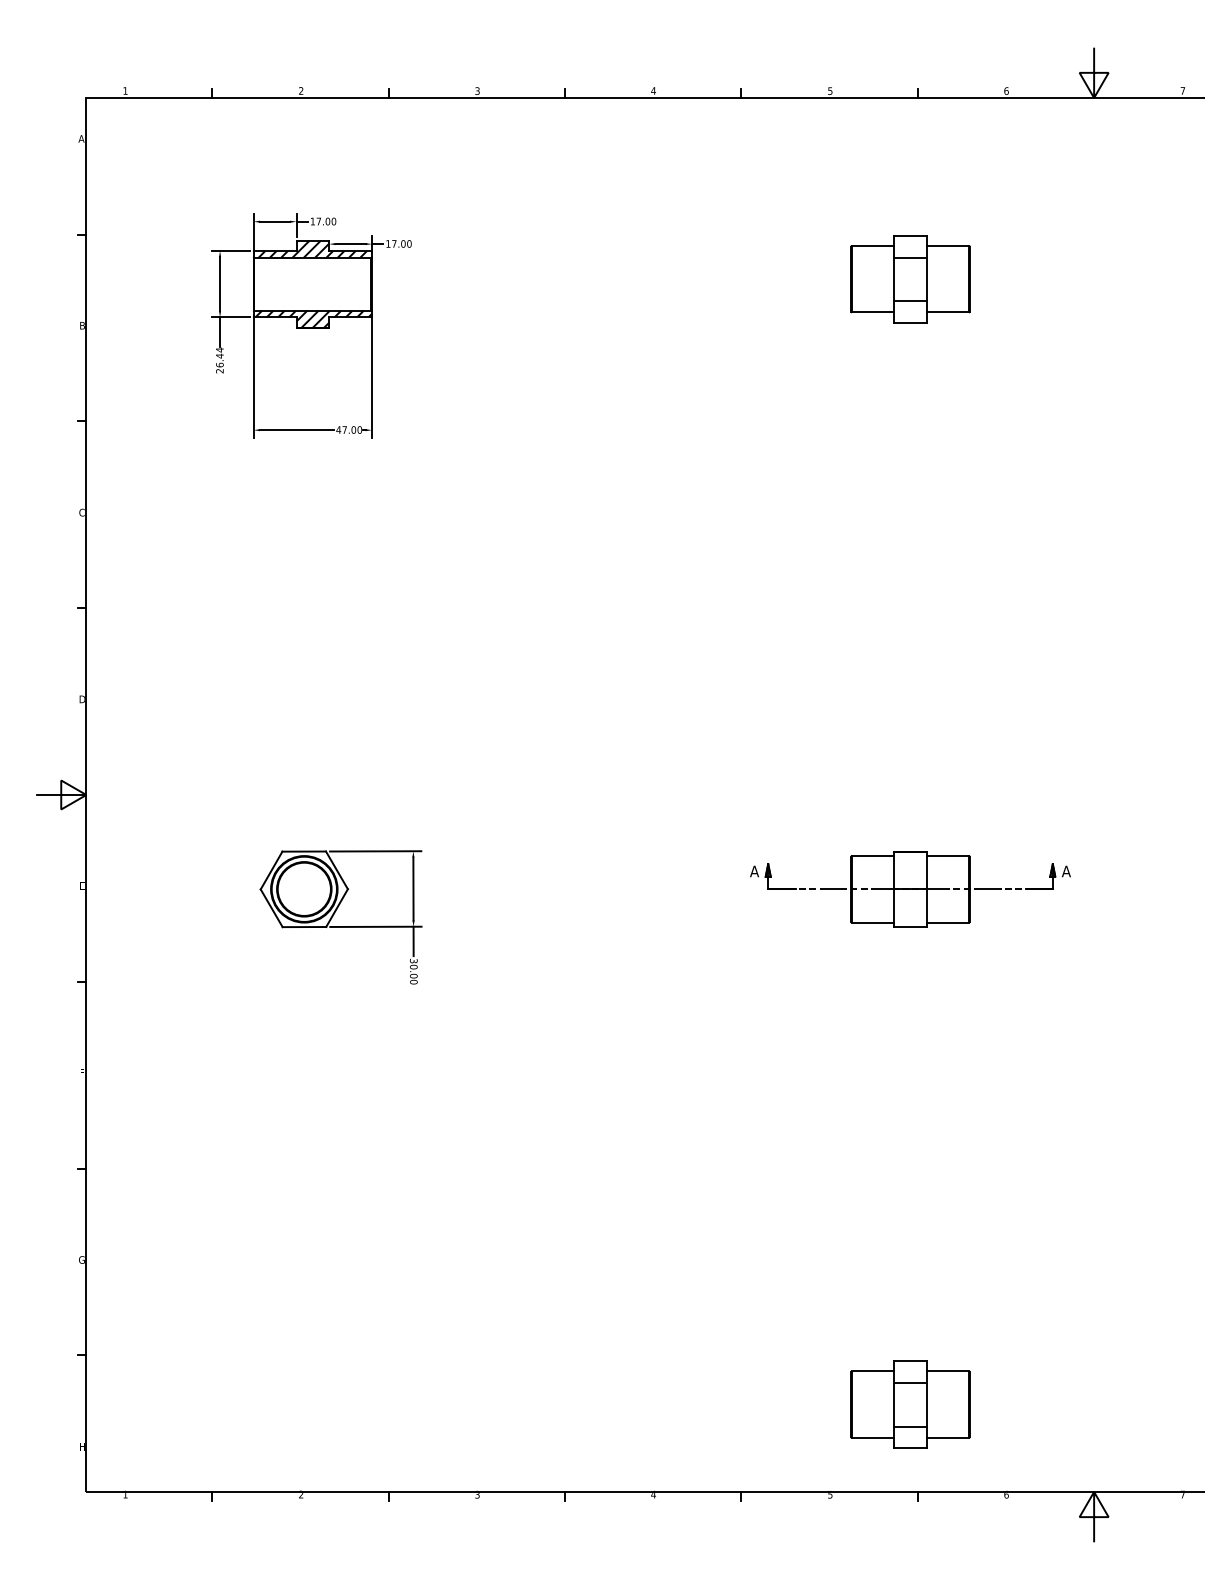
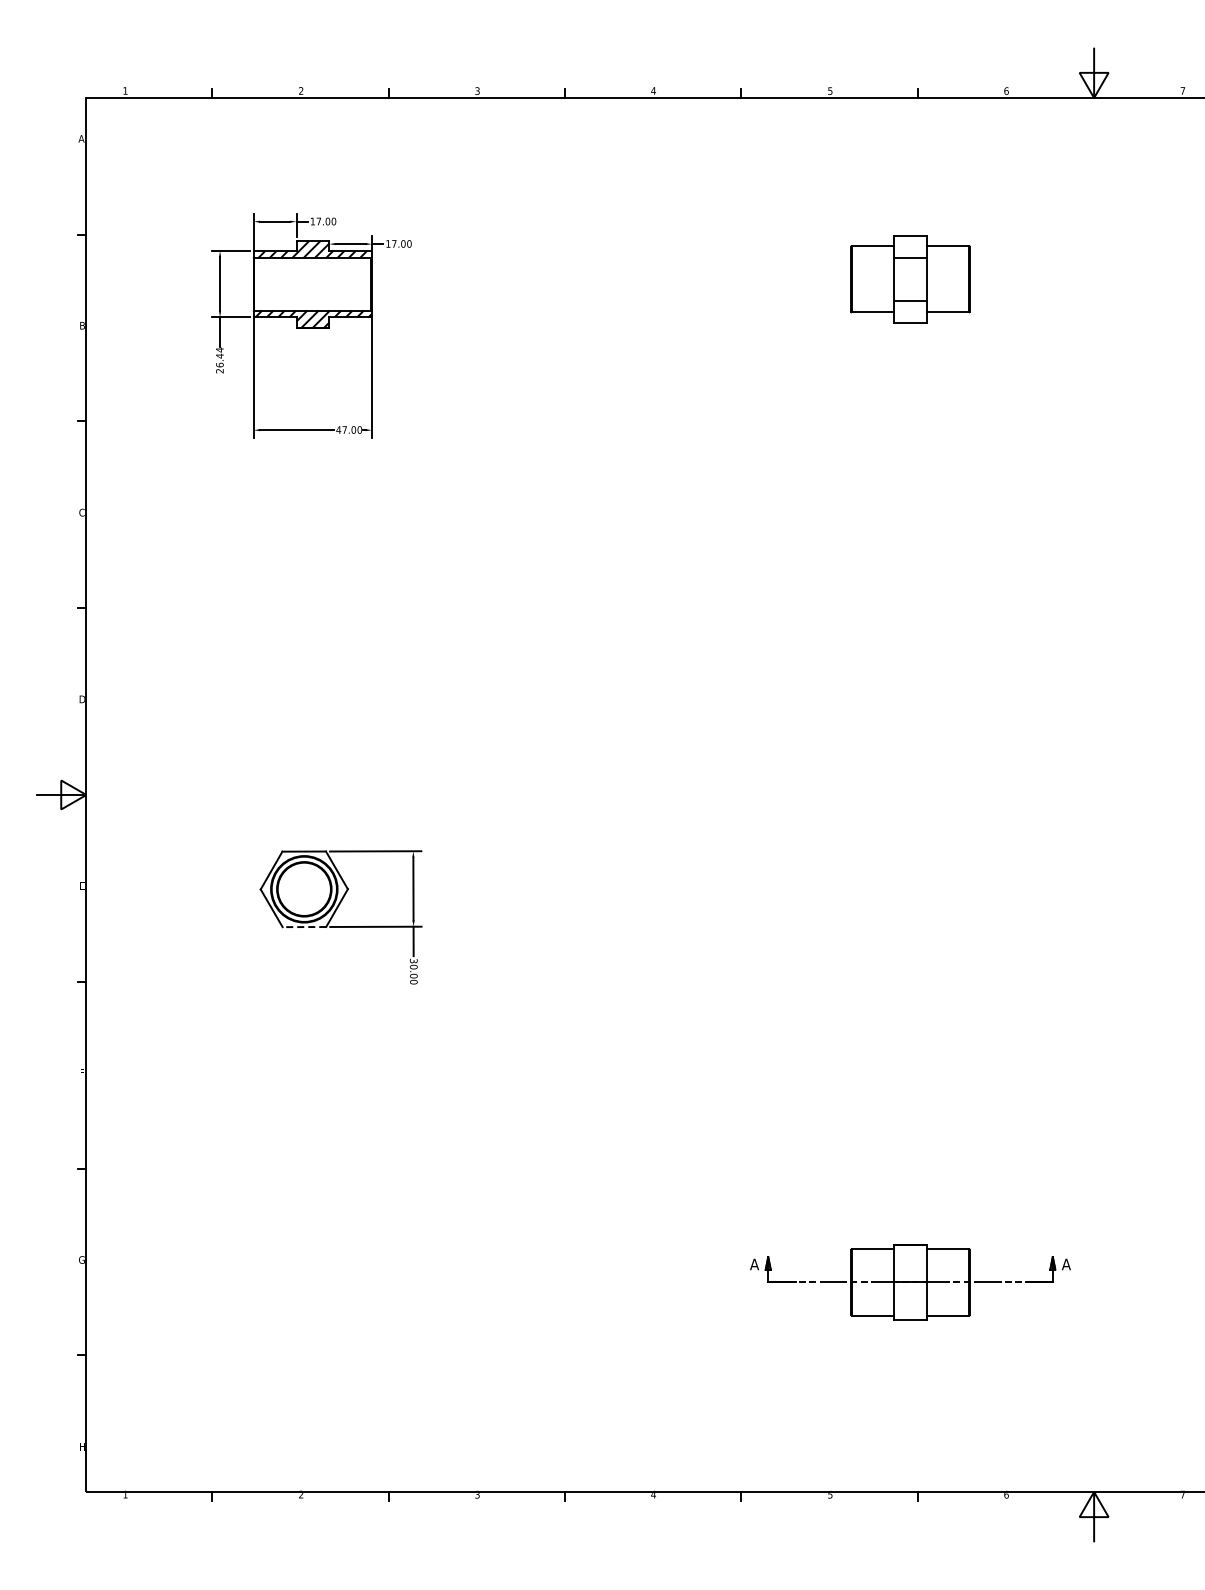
part position: (910, 889) -> (910, 1282) (910, 1282)
line: solid -> dashed (304, 927)
part: present -> none (910, 1404)
